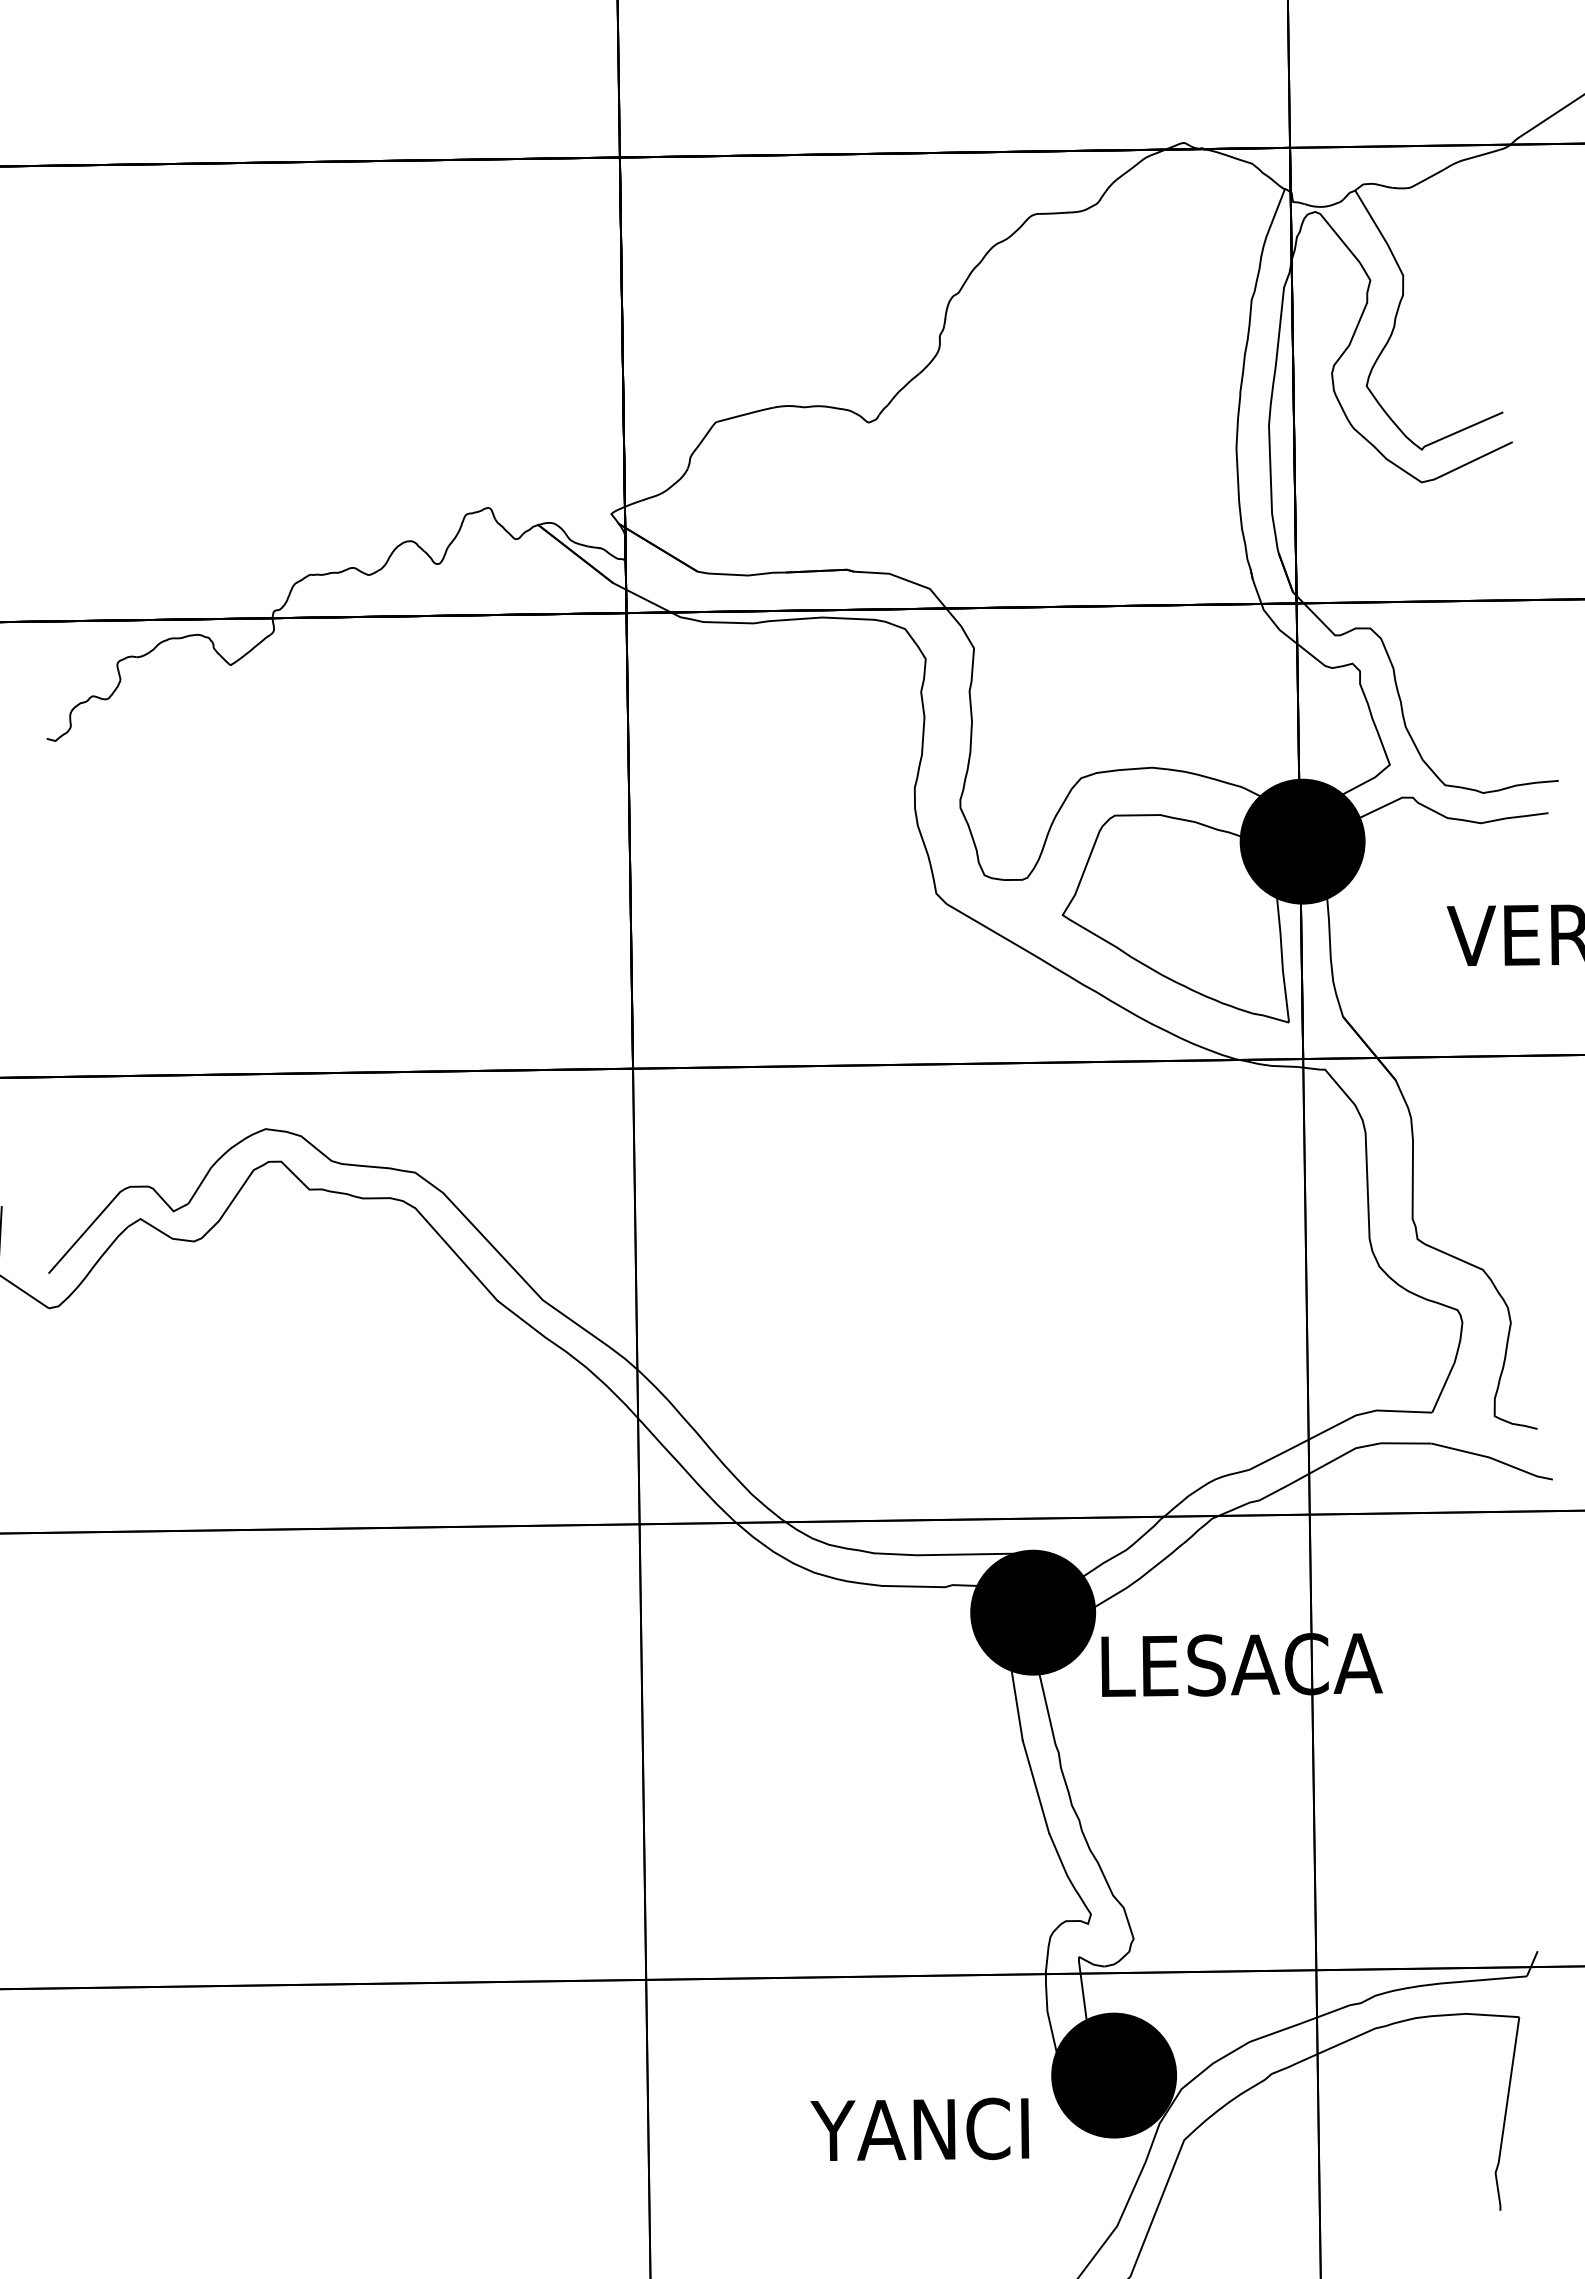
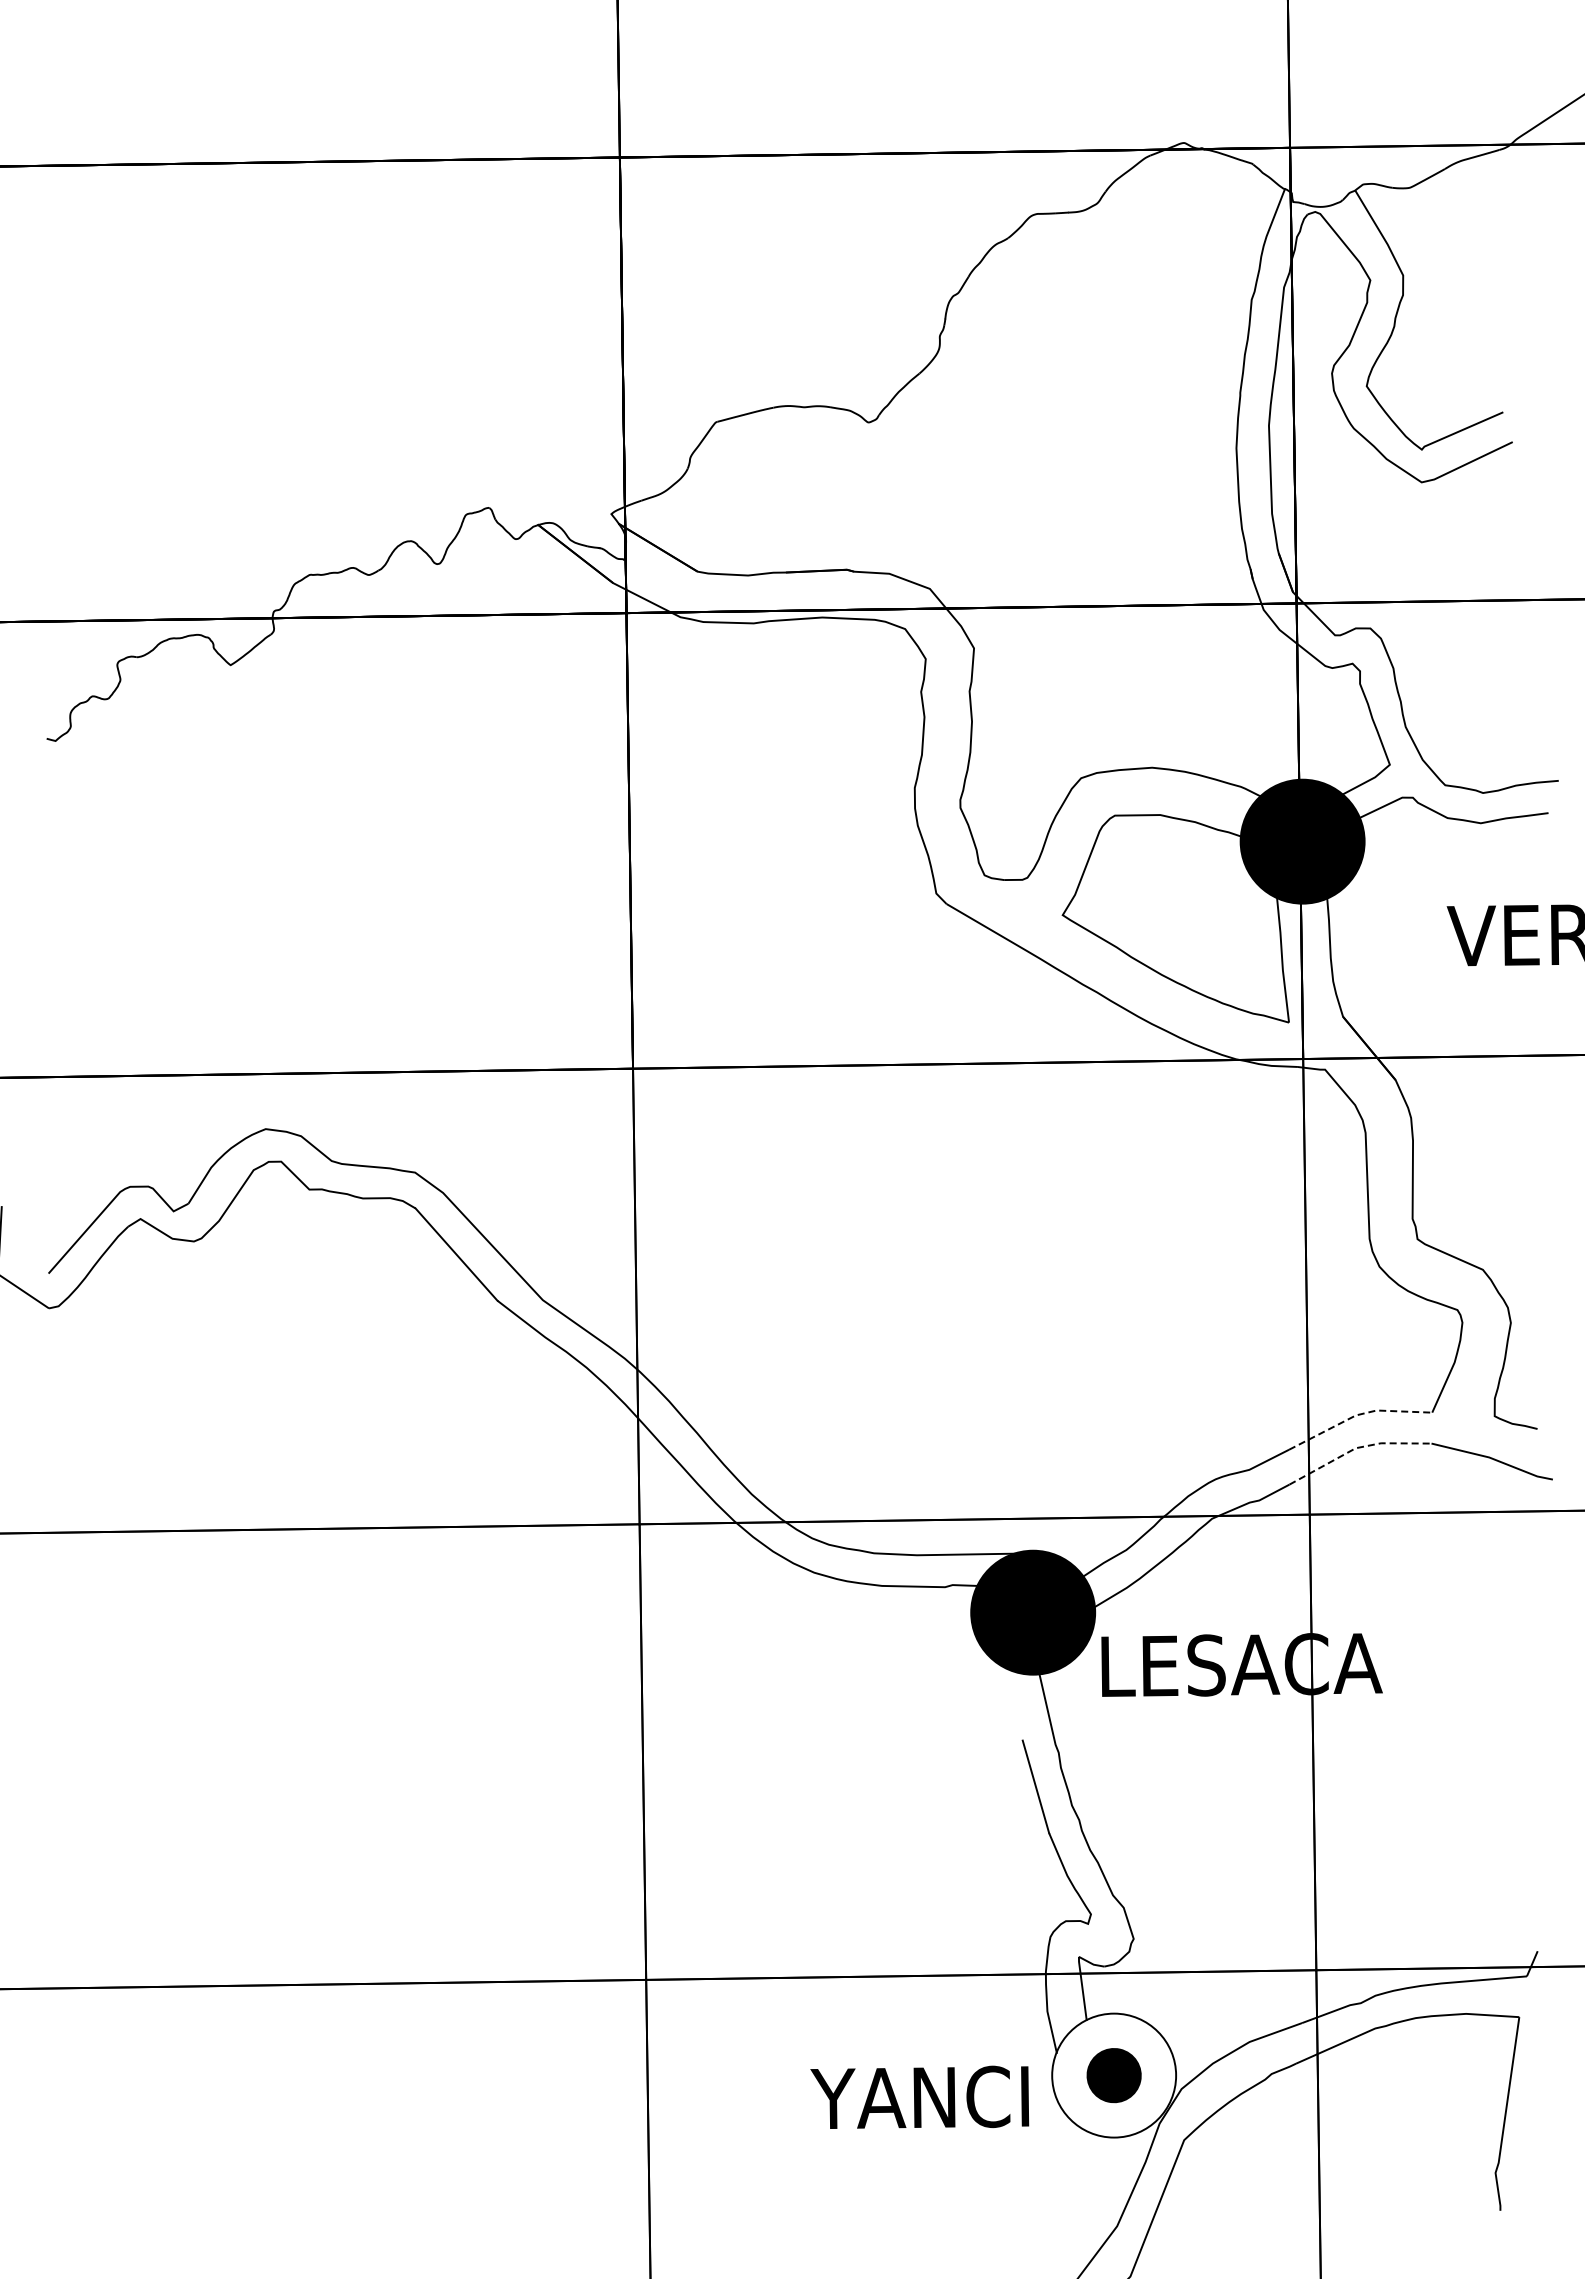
line: solid -> dashed (1356, 1415)
line: solid -> dashed (1356, 1448)
line: present -> none (1016, 1704)
fill: present -> none (1114, 2075)
text position: (919, 2128) -> (919, 2096) (919, 2096)
